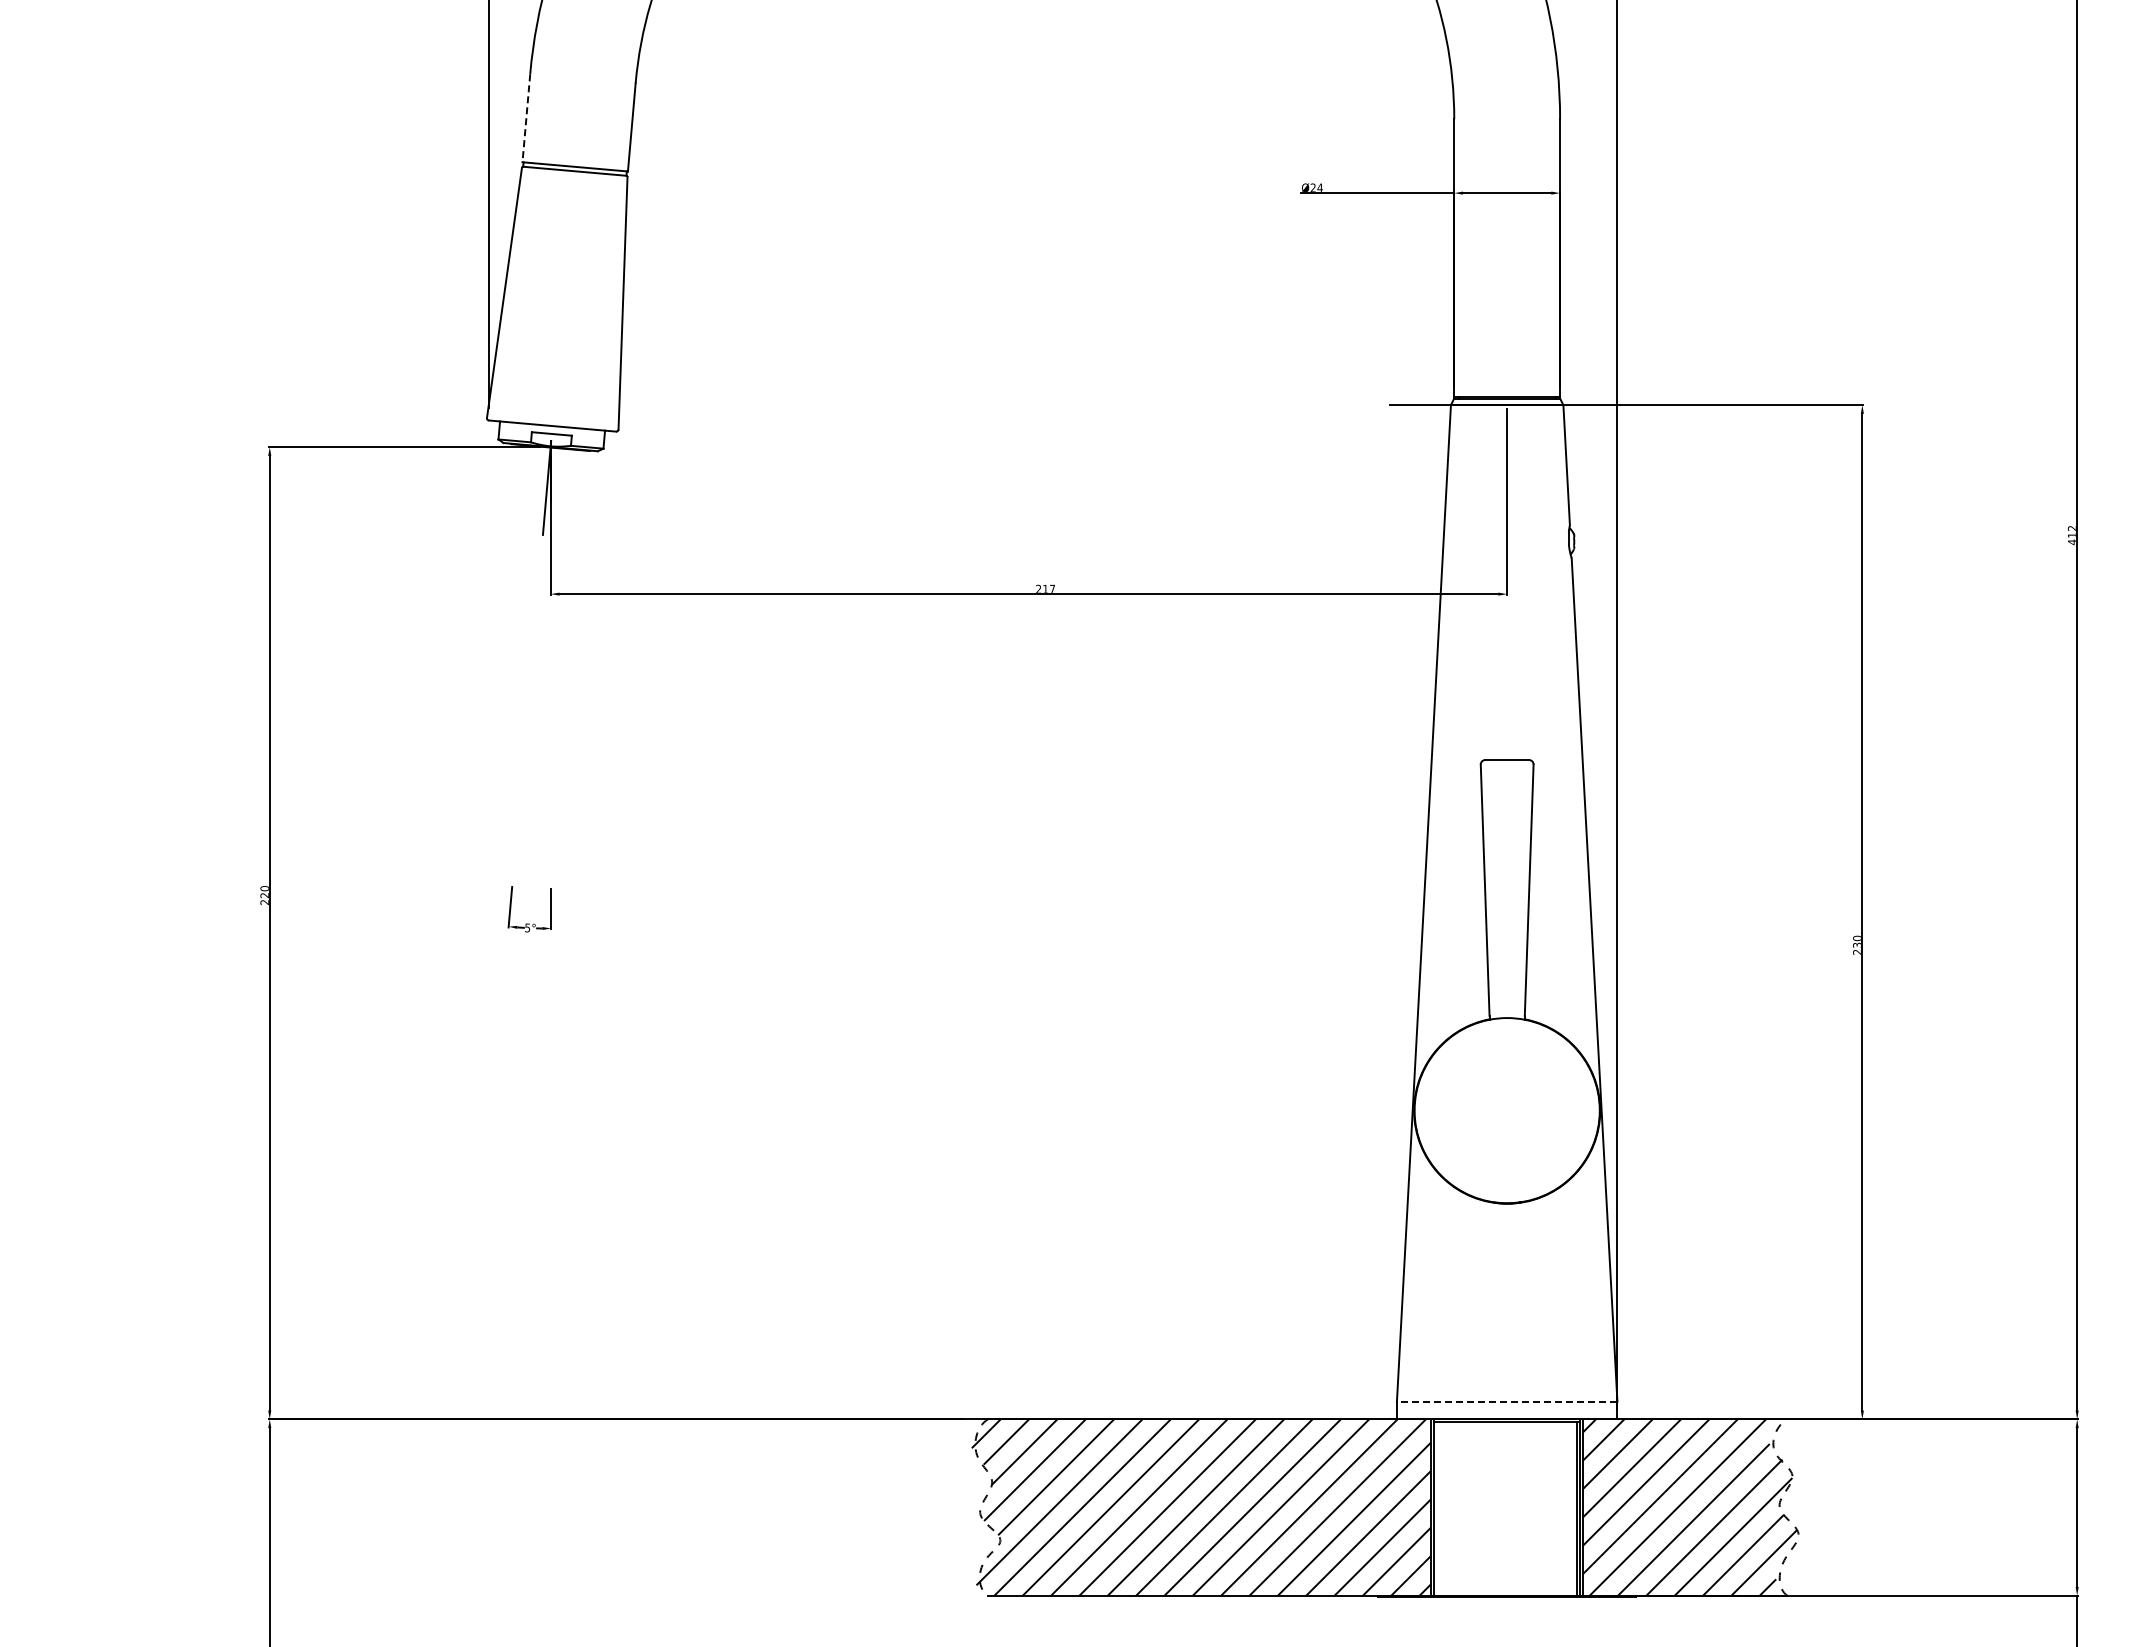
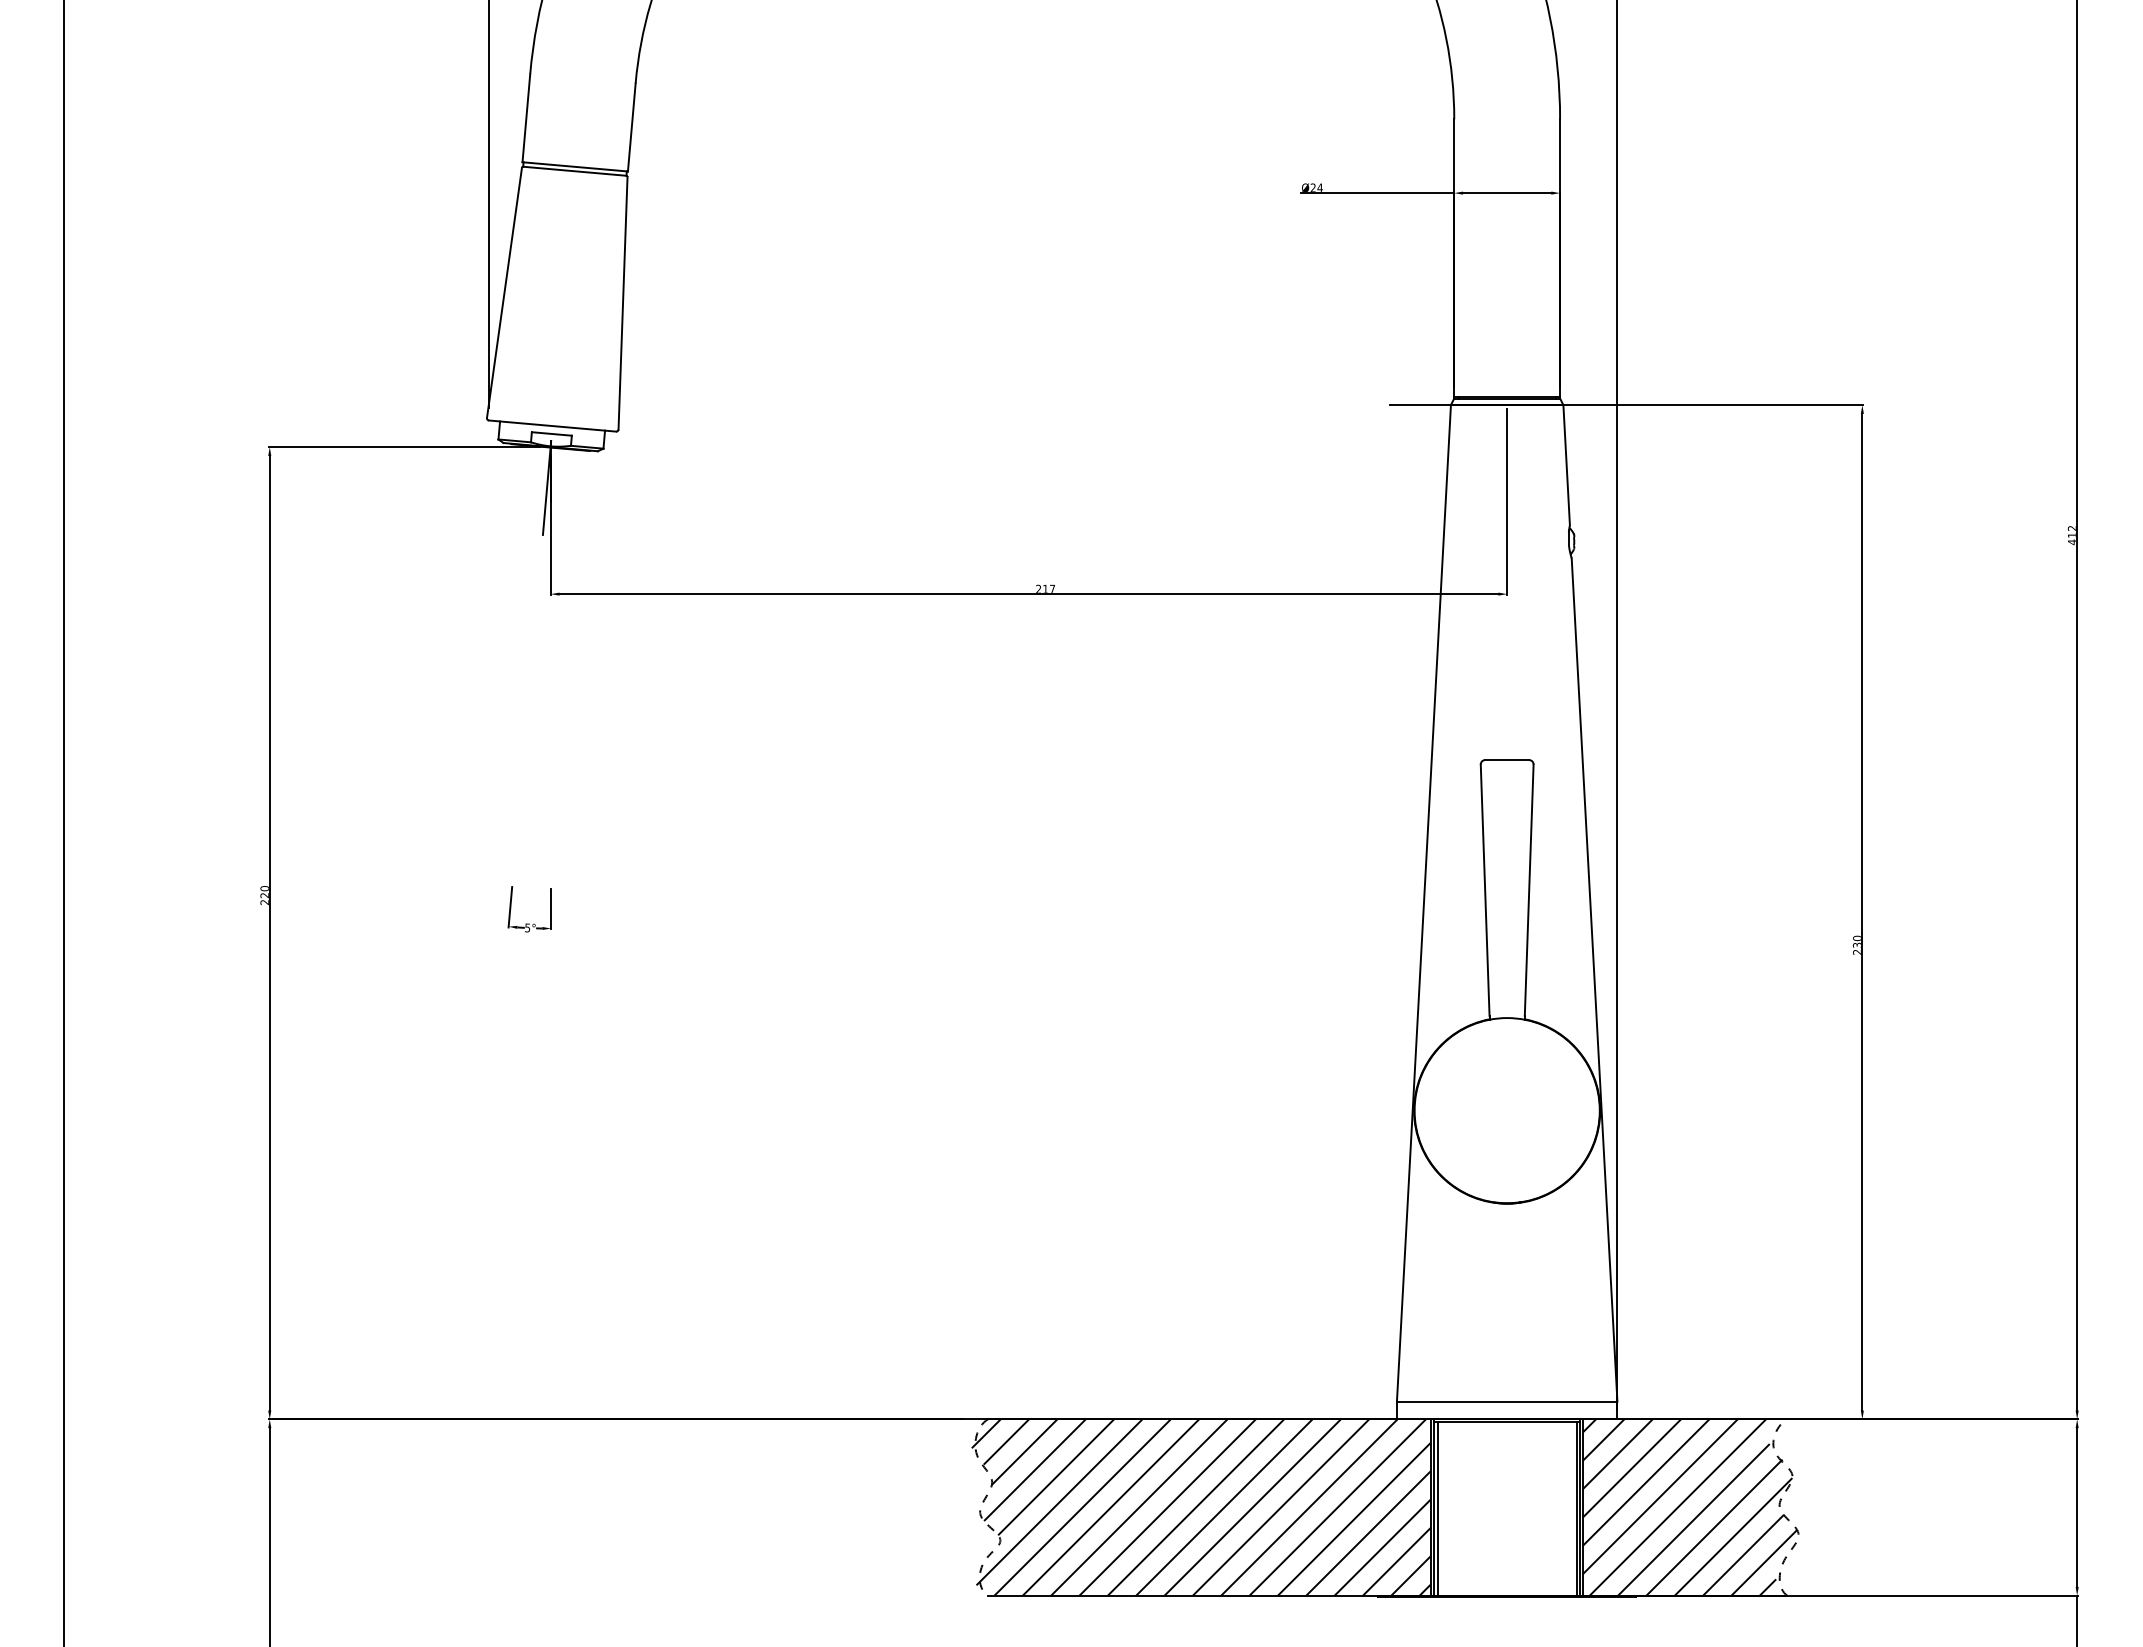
line: dashed -> solid (526, 118)
line: none -> present (64, 822)
line: dashed -> solid (1506, 1401)
line: none -> present (1437, 1508)
